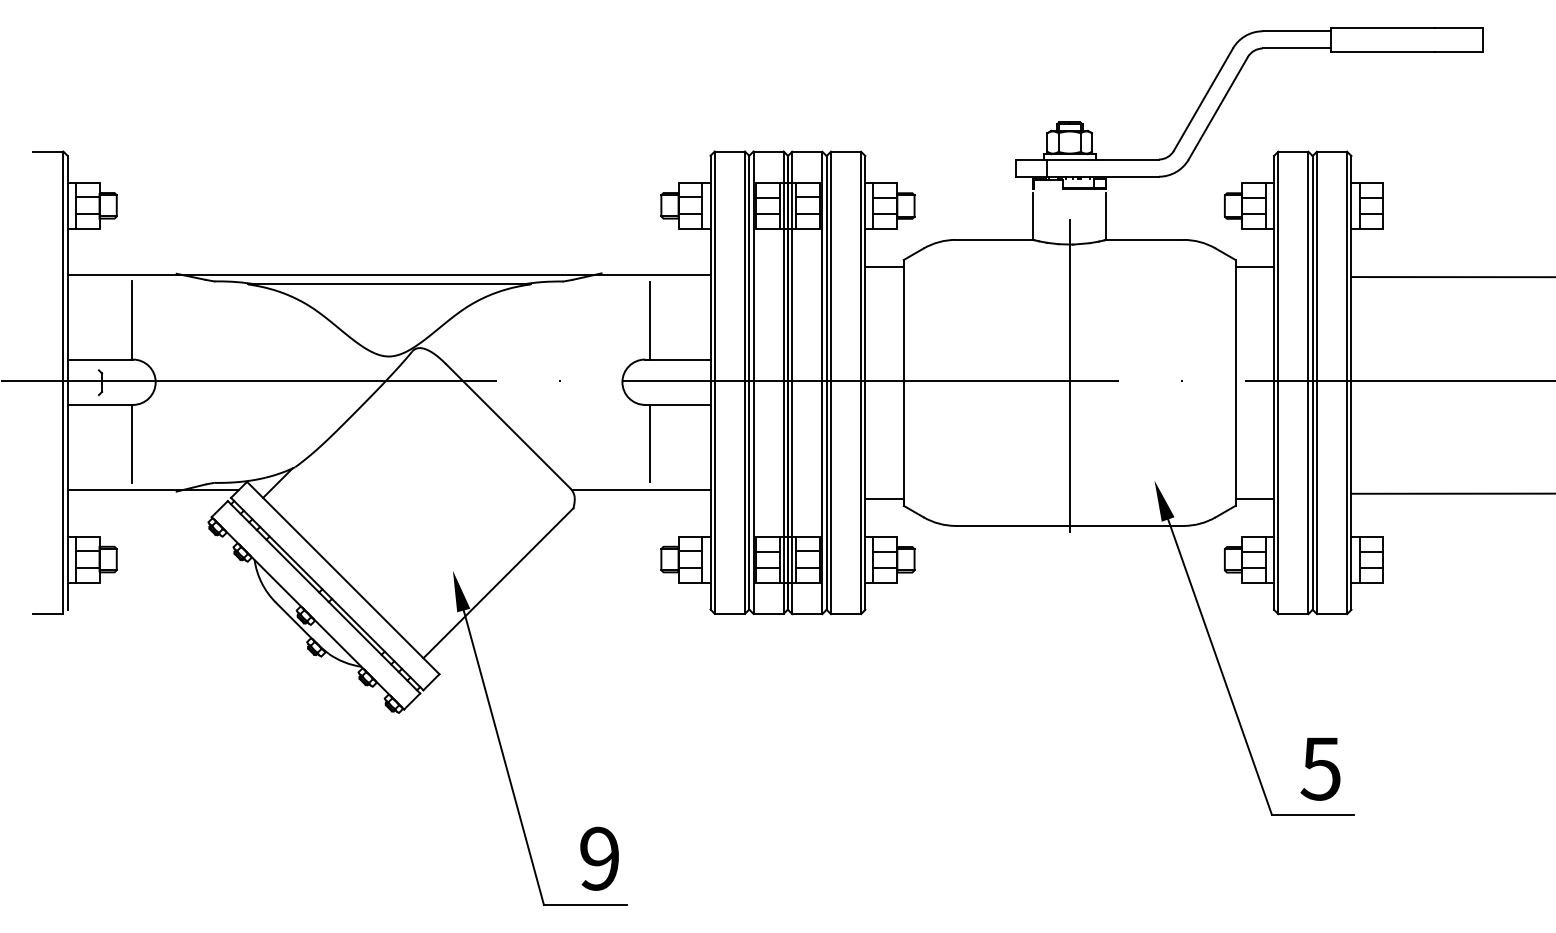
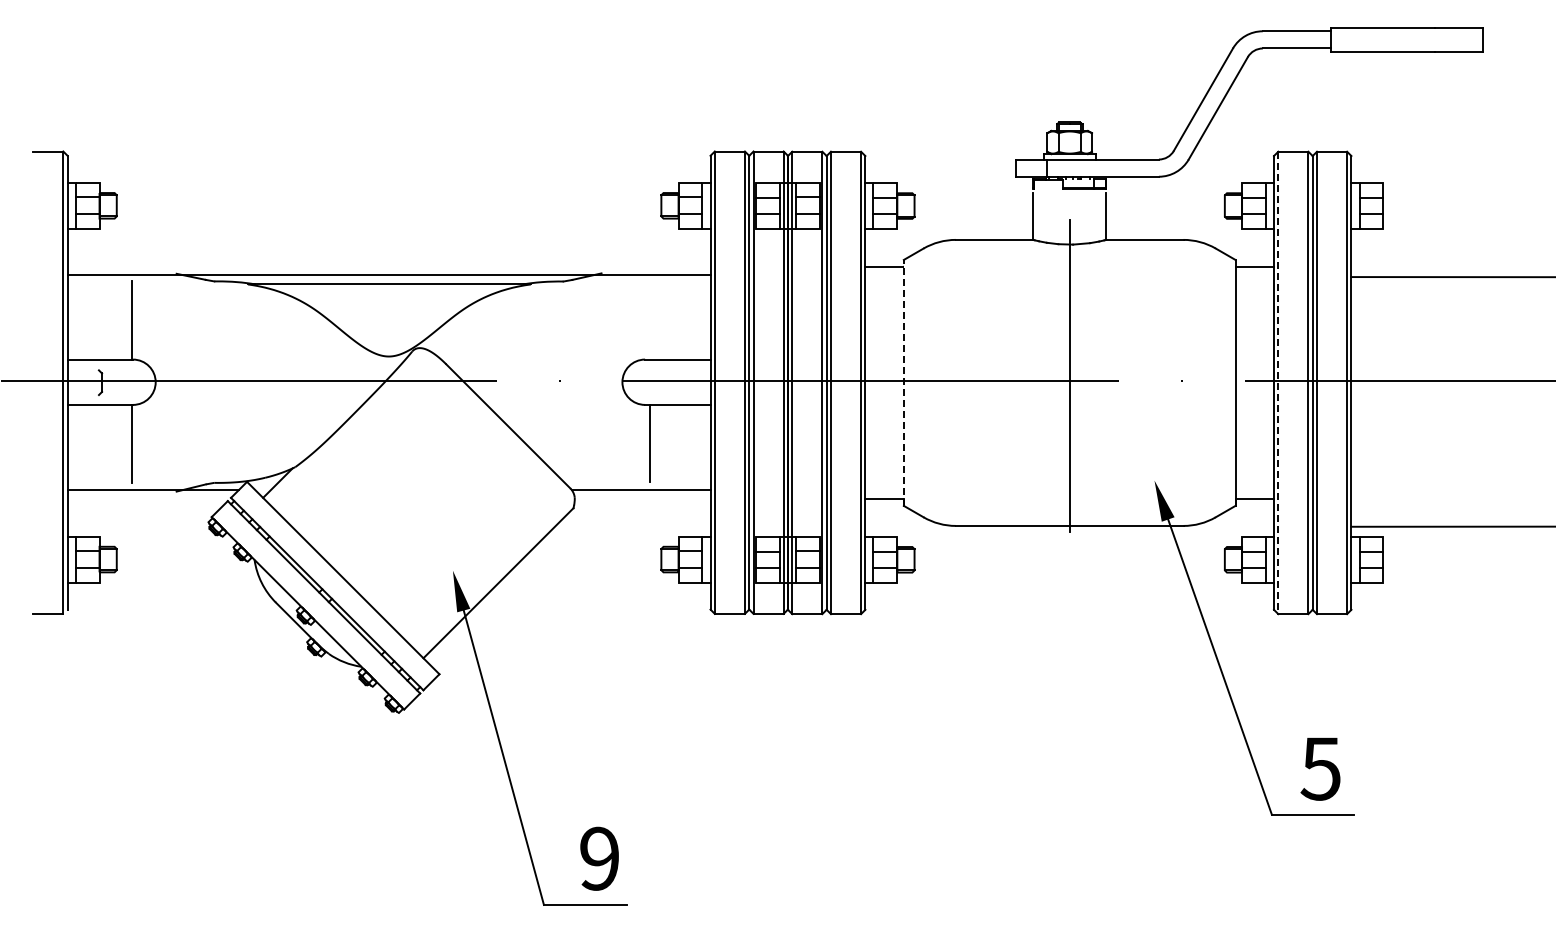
line: present -> none (650, 320)
line: solid -> dashed (903, 382)
line: solid -> dashed (1278, 383)
line position: (1451, 493) -> (1451, 526) (1451, 526)
